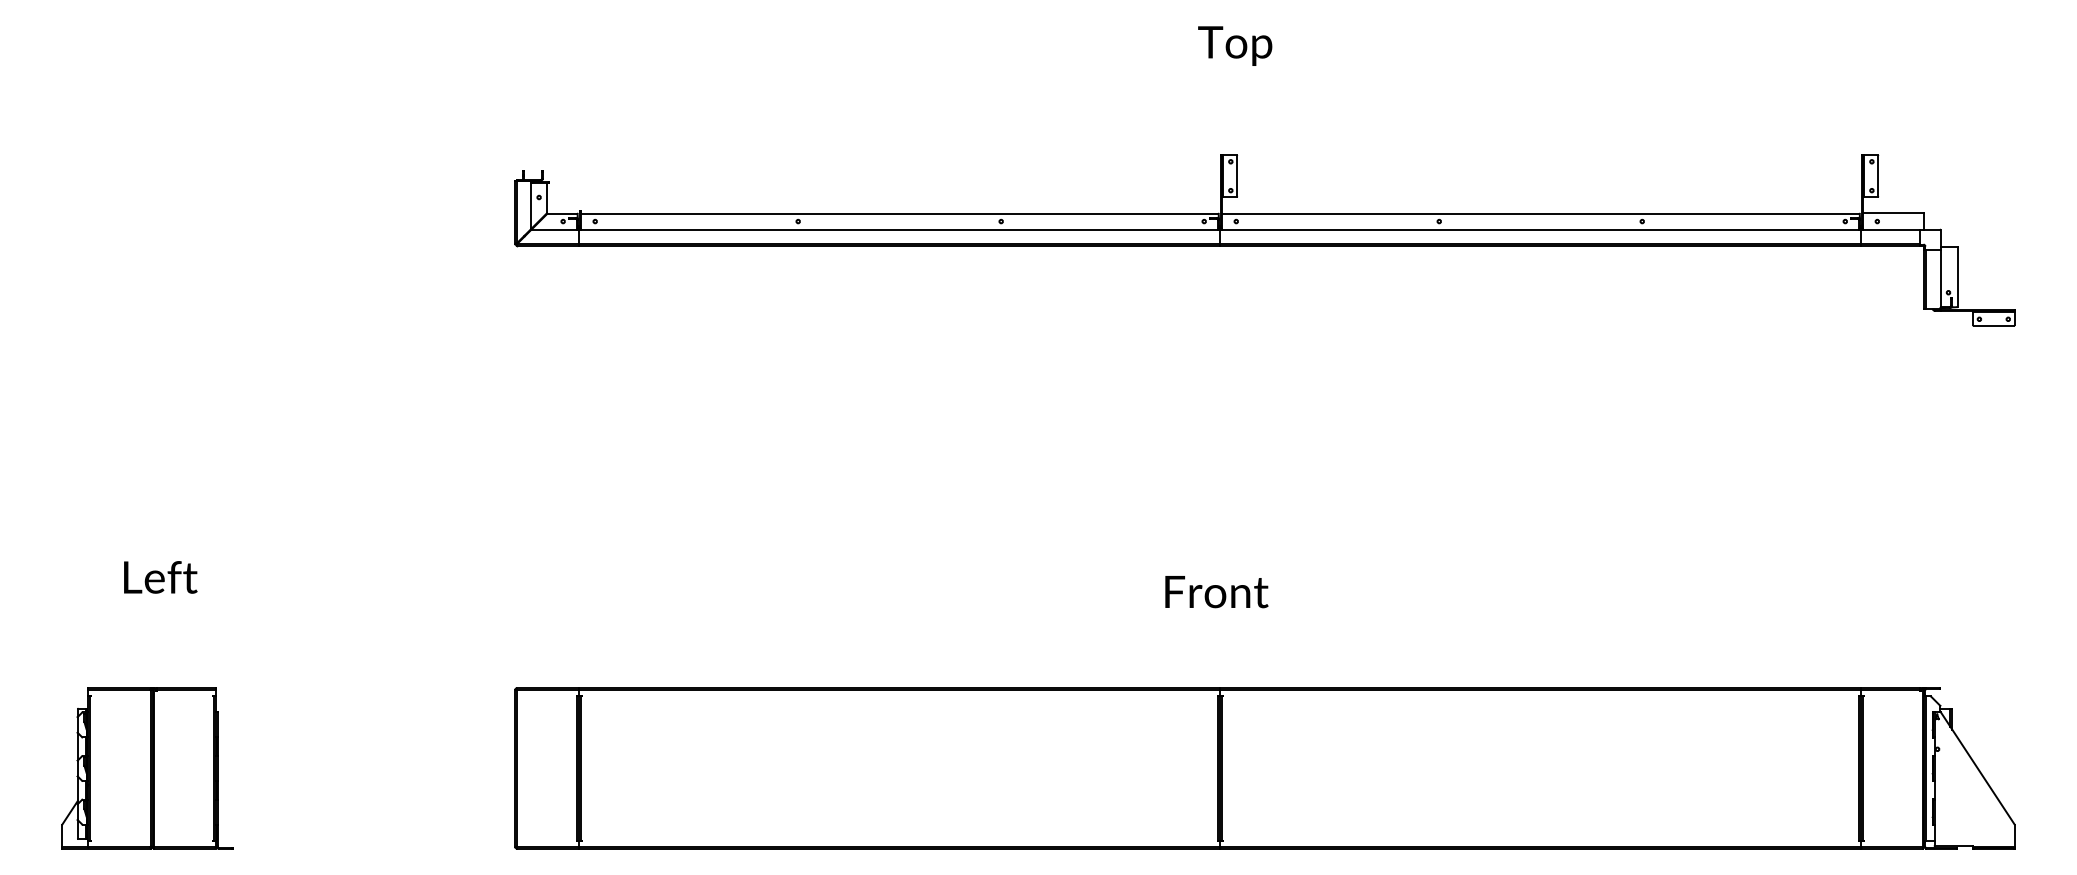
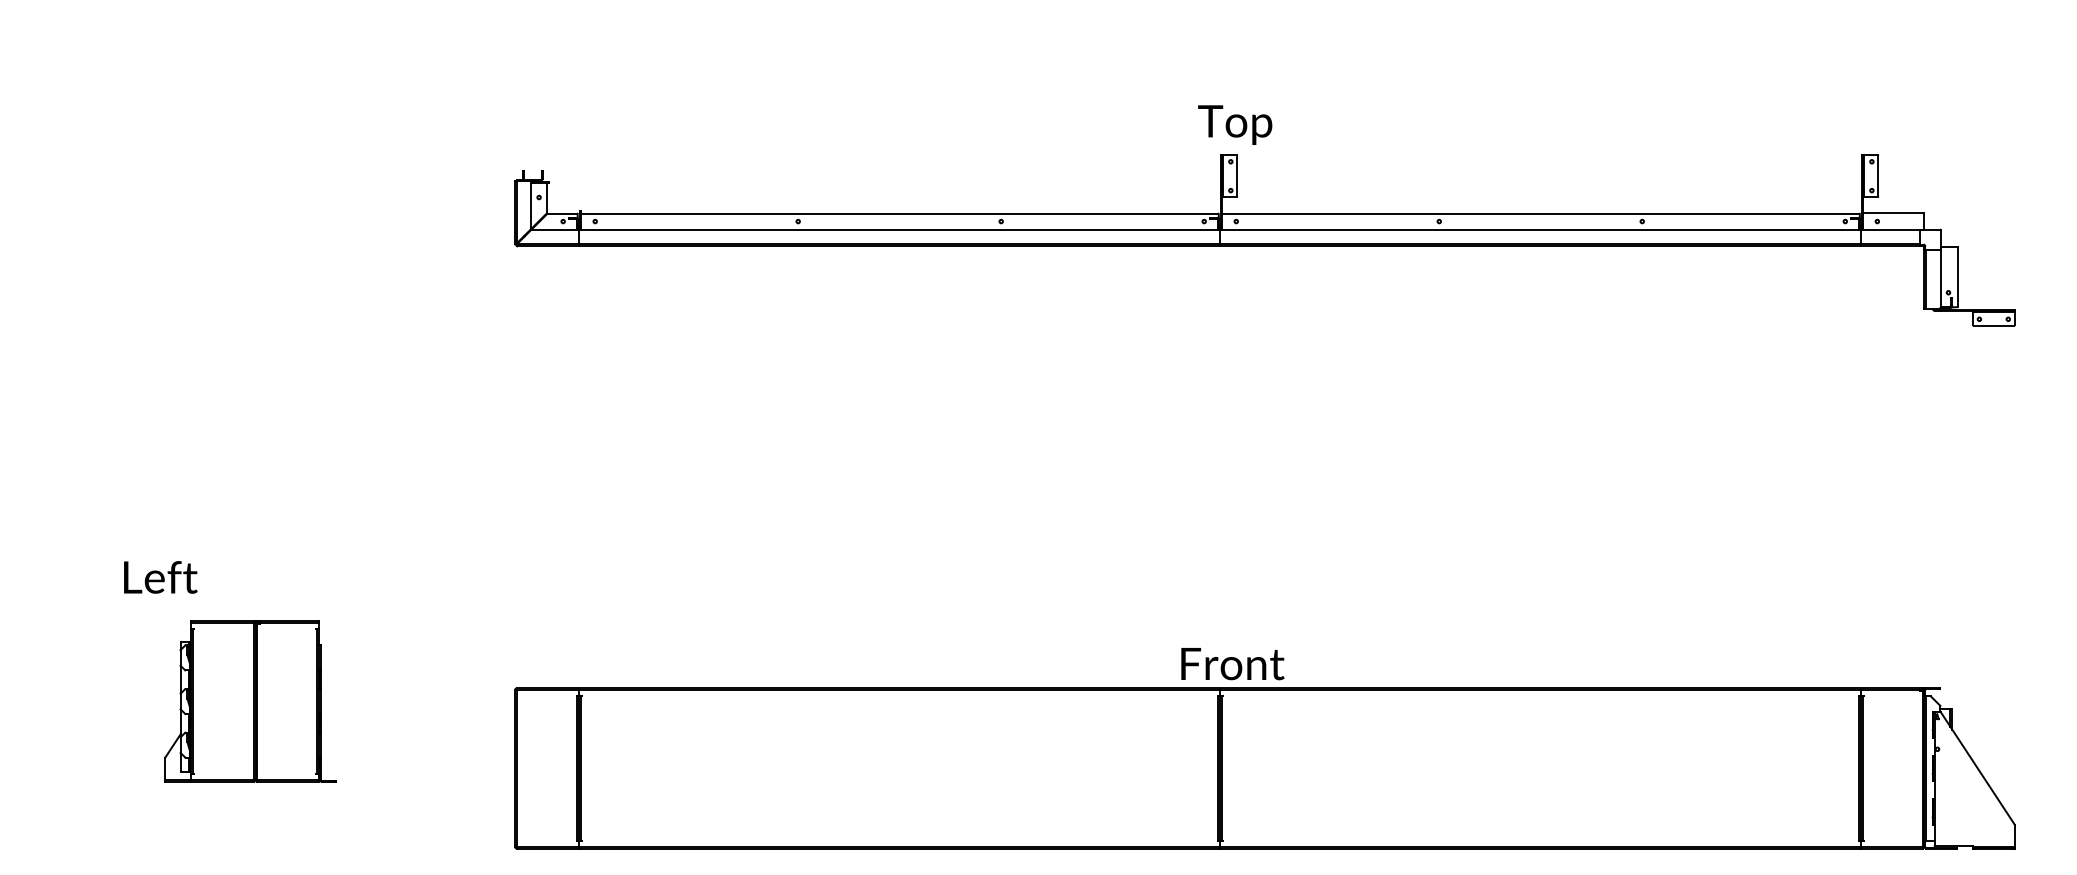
text position: (1235, 45) -> (1235, 124) (1235, 124)
text position: (1216, 592) -> (1232, 664) (1232, 664)
part position: (147, 768) -> (250, 701) (250, 701)
